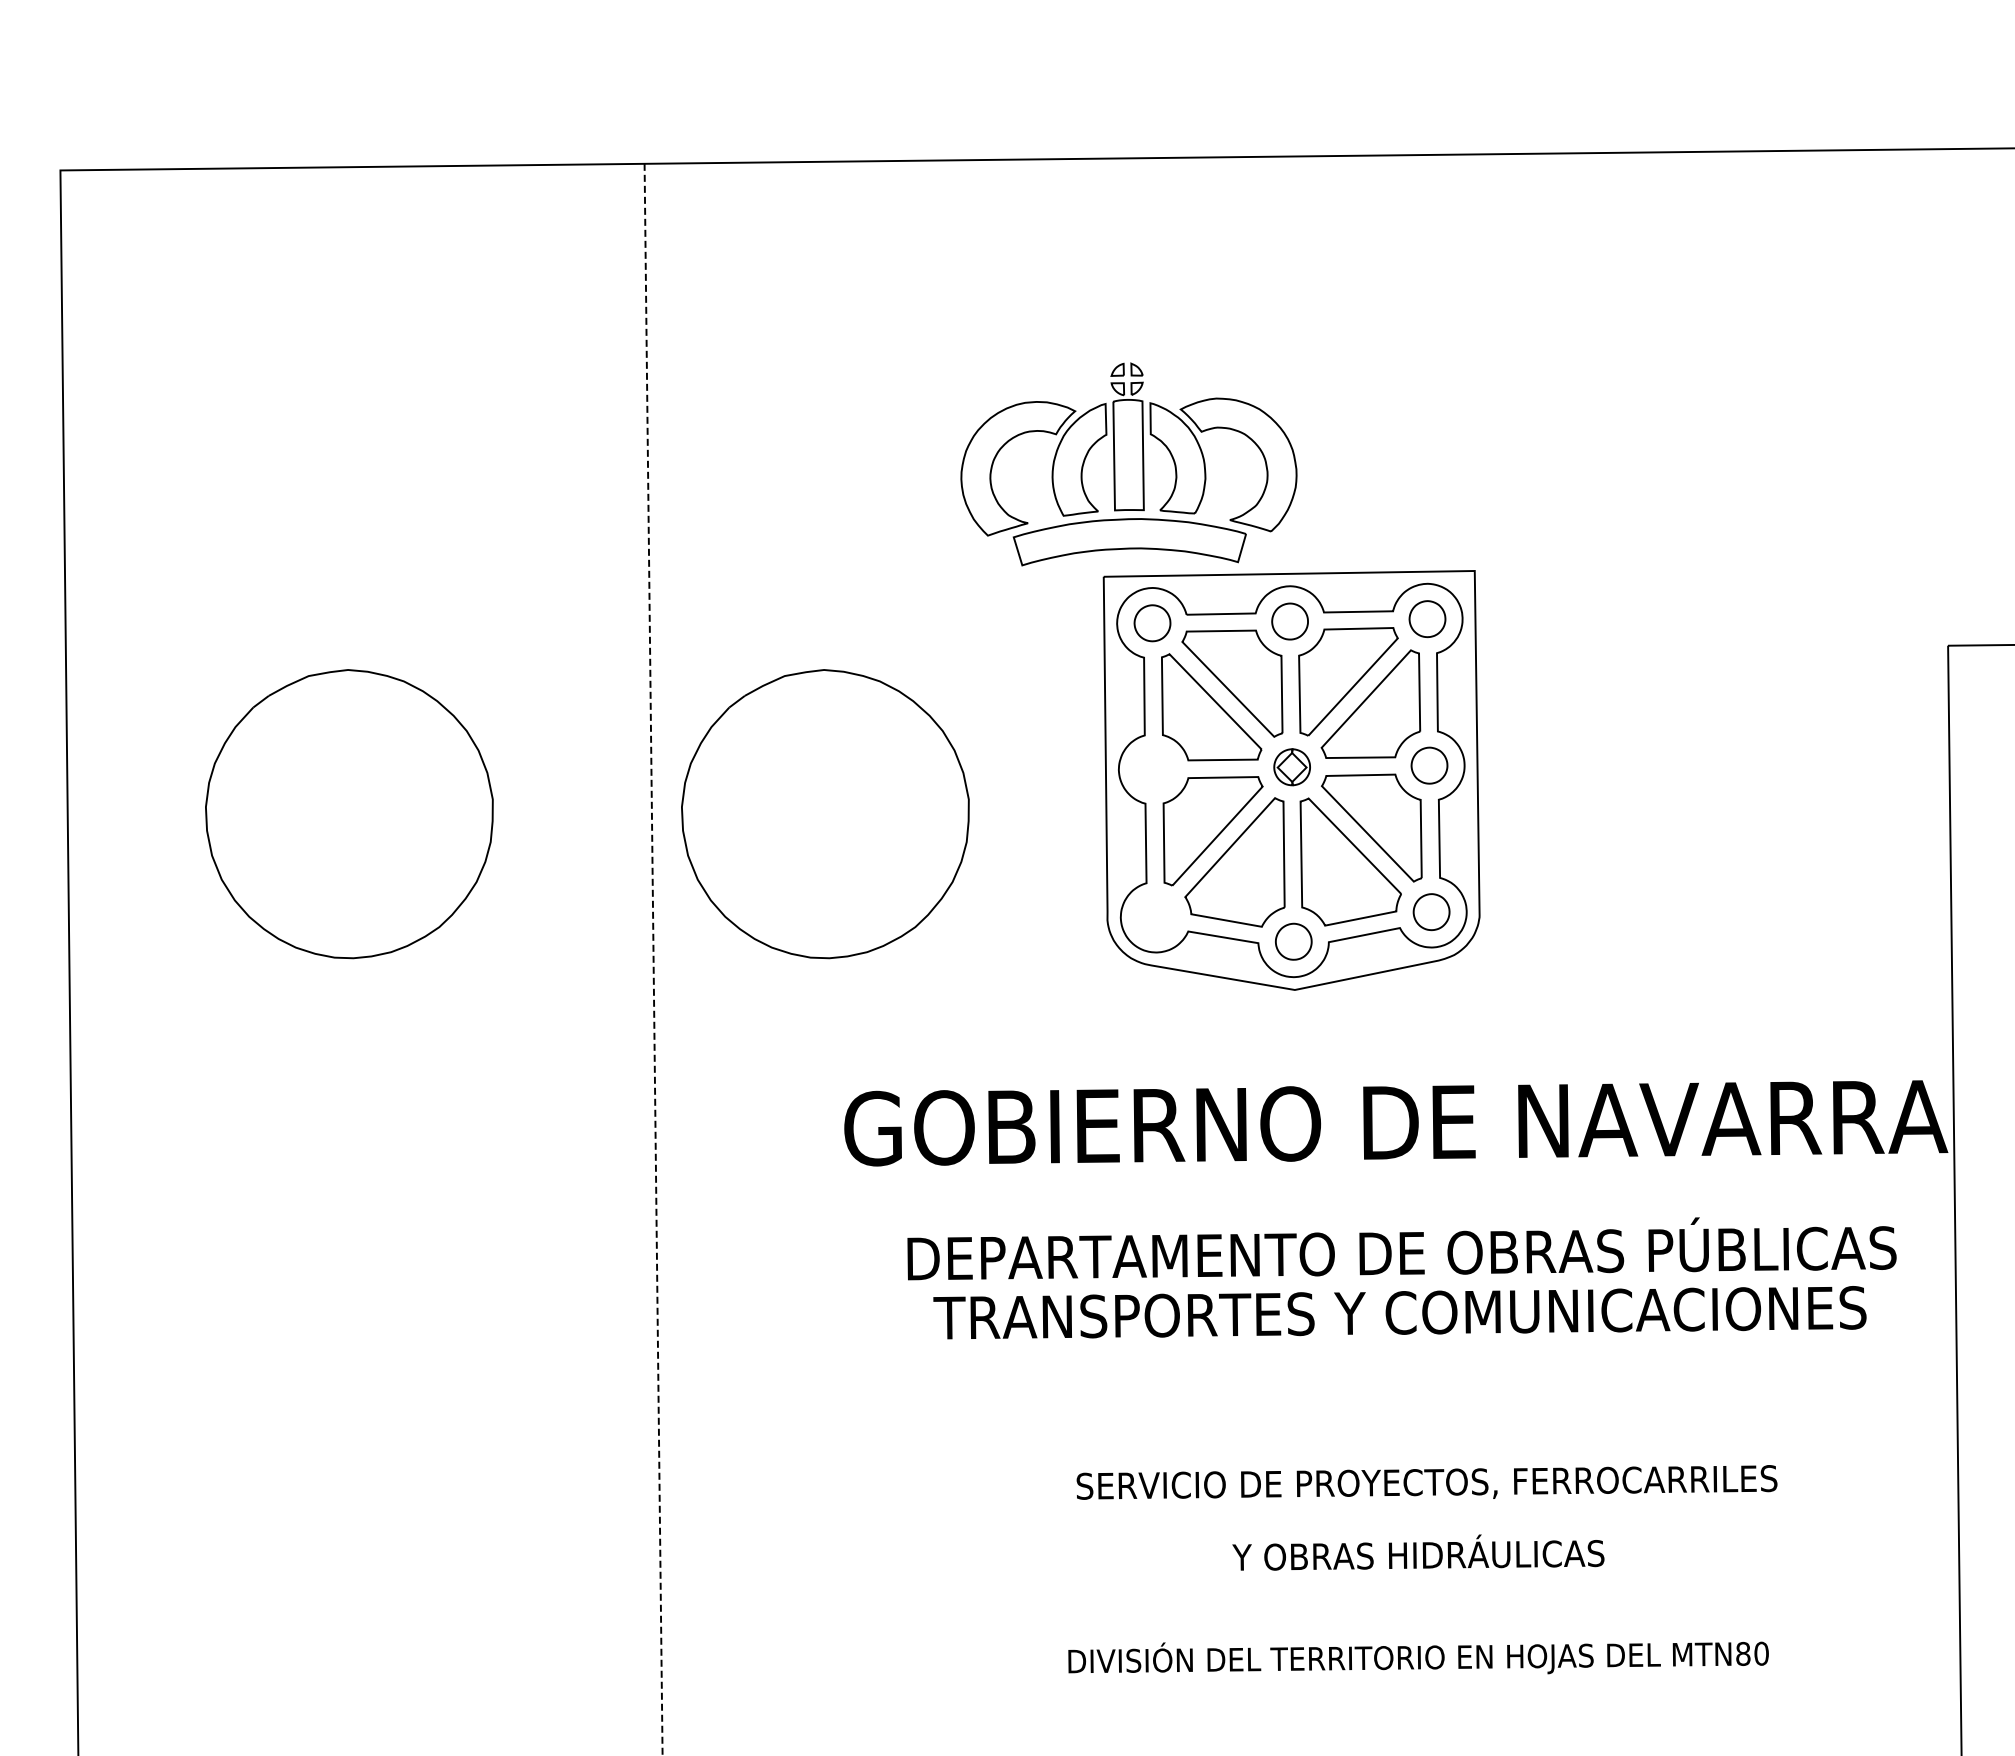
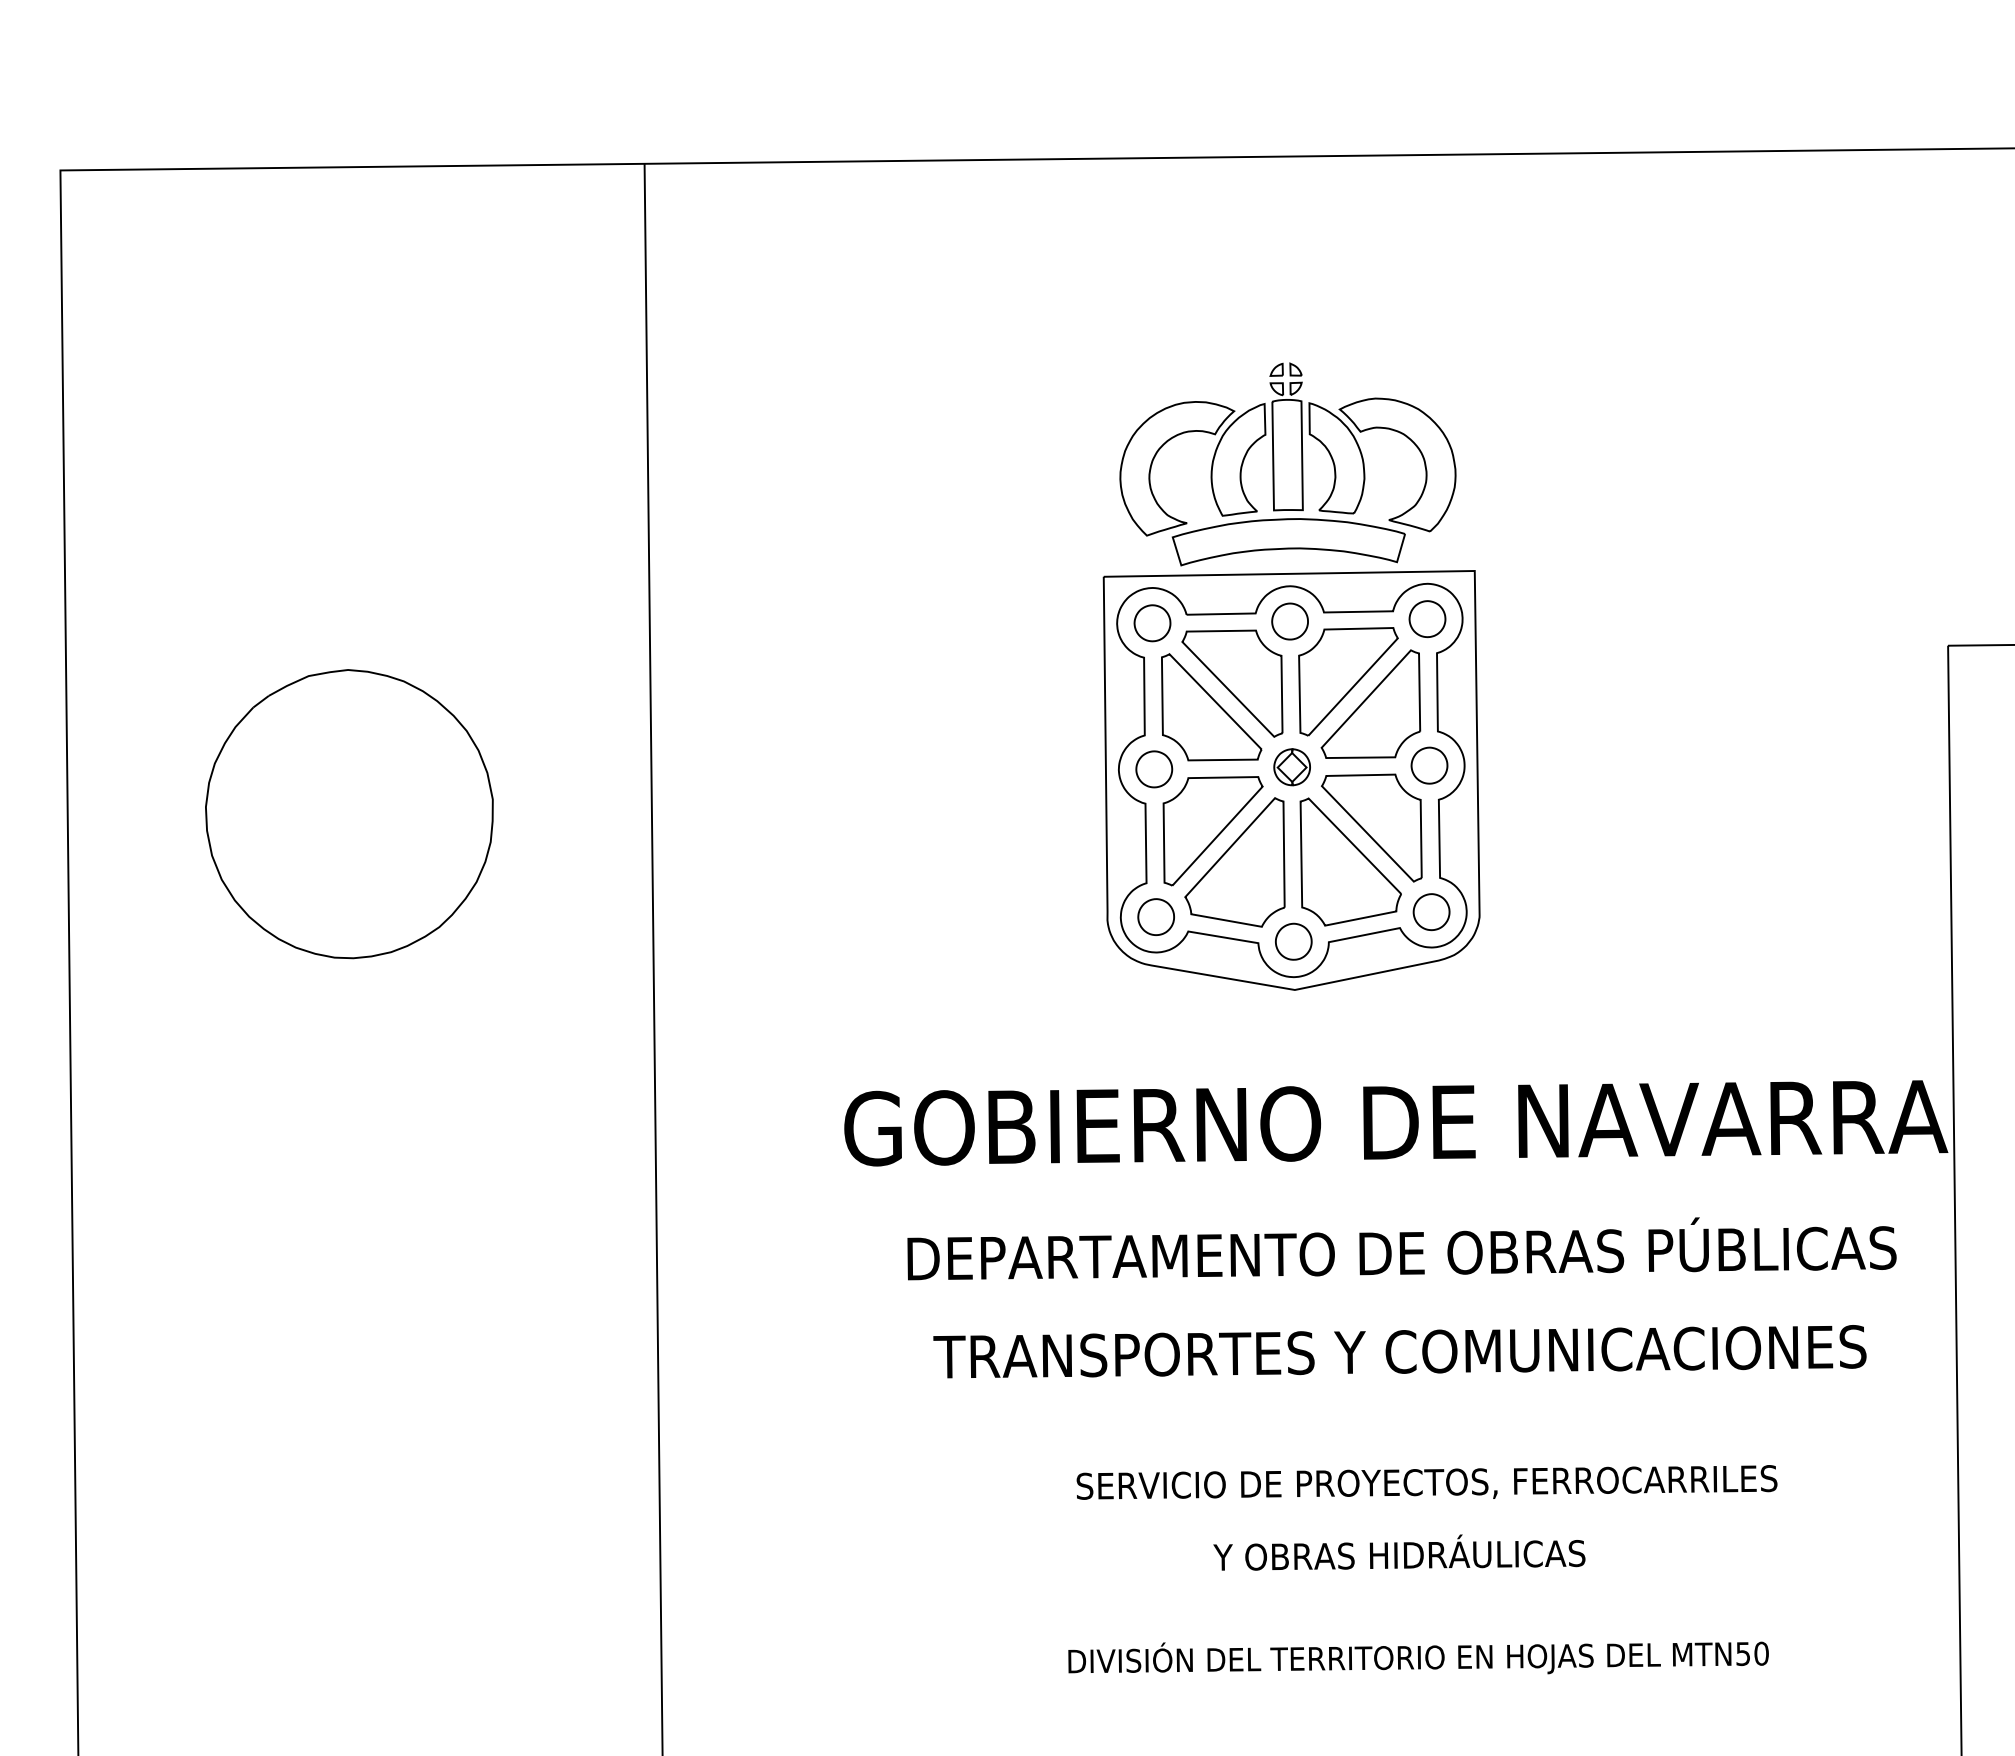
part position: (1128, 464) -> (1287, 464) (1287, 464)
part: none -> present (1154, 769)
part: present -> none (825, 814)
part: none -> present (1155, 916)
line: dashed -> solid (653, 959)
text position: (1399, 1312) -> (1399, 1351) (1399, 1351)
text position: (1418, 1552) -> (1399, 1552) (1399, 1552)
text: MTN80 -> MTN50 (1743, 1653)
